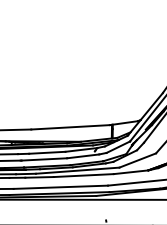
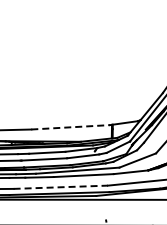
line: solid -> dashed (71, 127)
line: solid -> dashed (61, 187)
